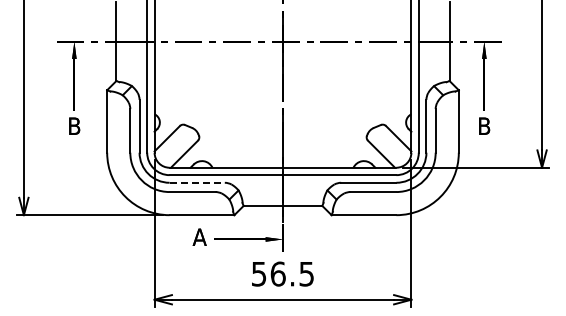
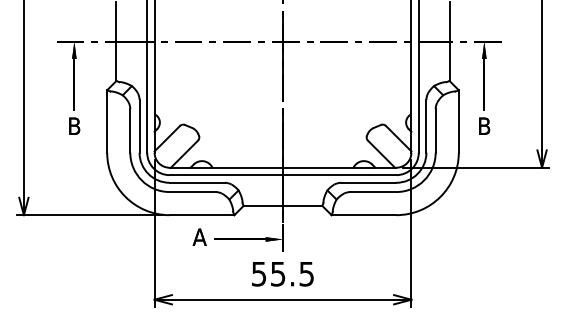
line: dashed -> solid (197, 182)
text: 56.5 -> 55.5 (277, 273)
